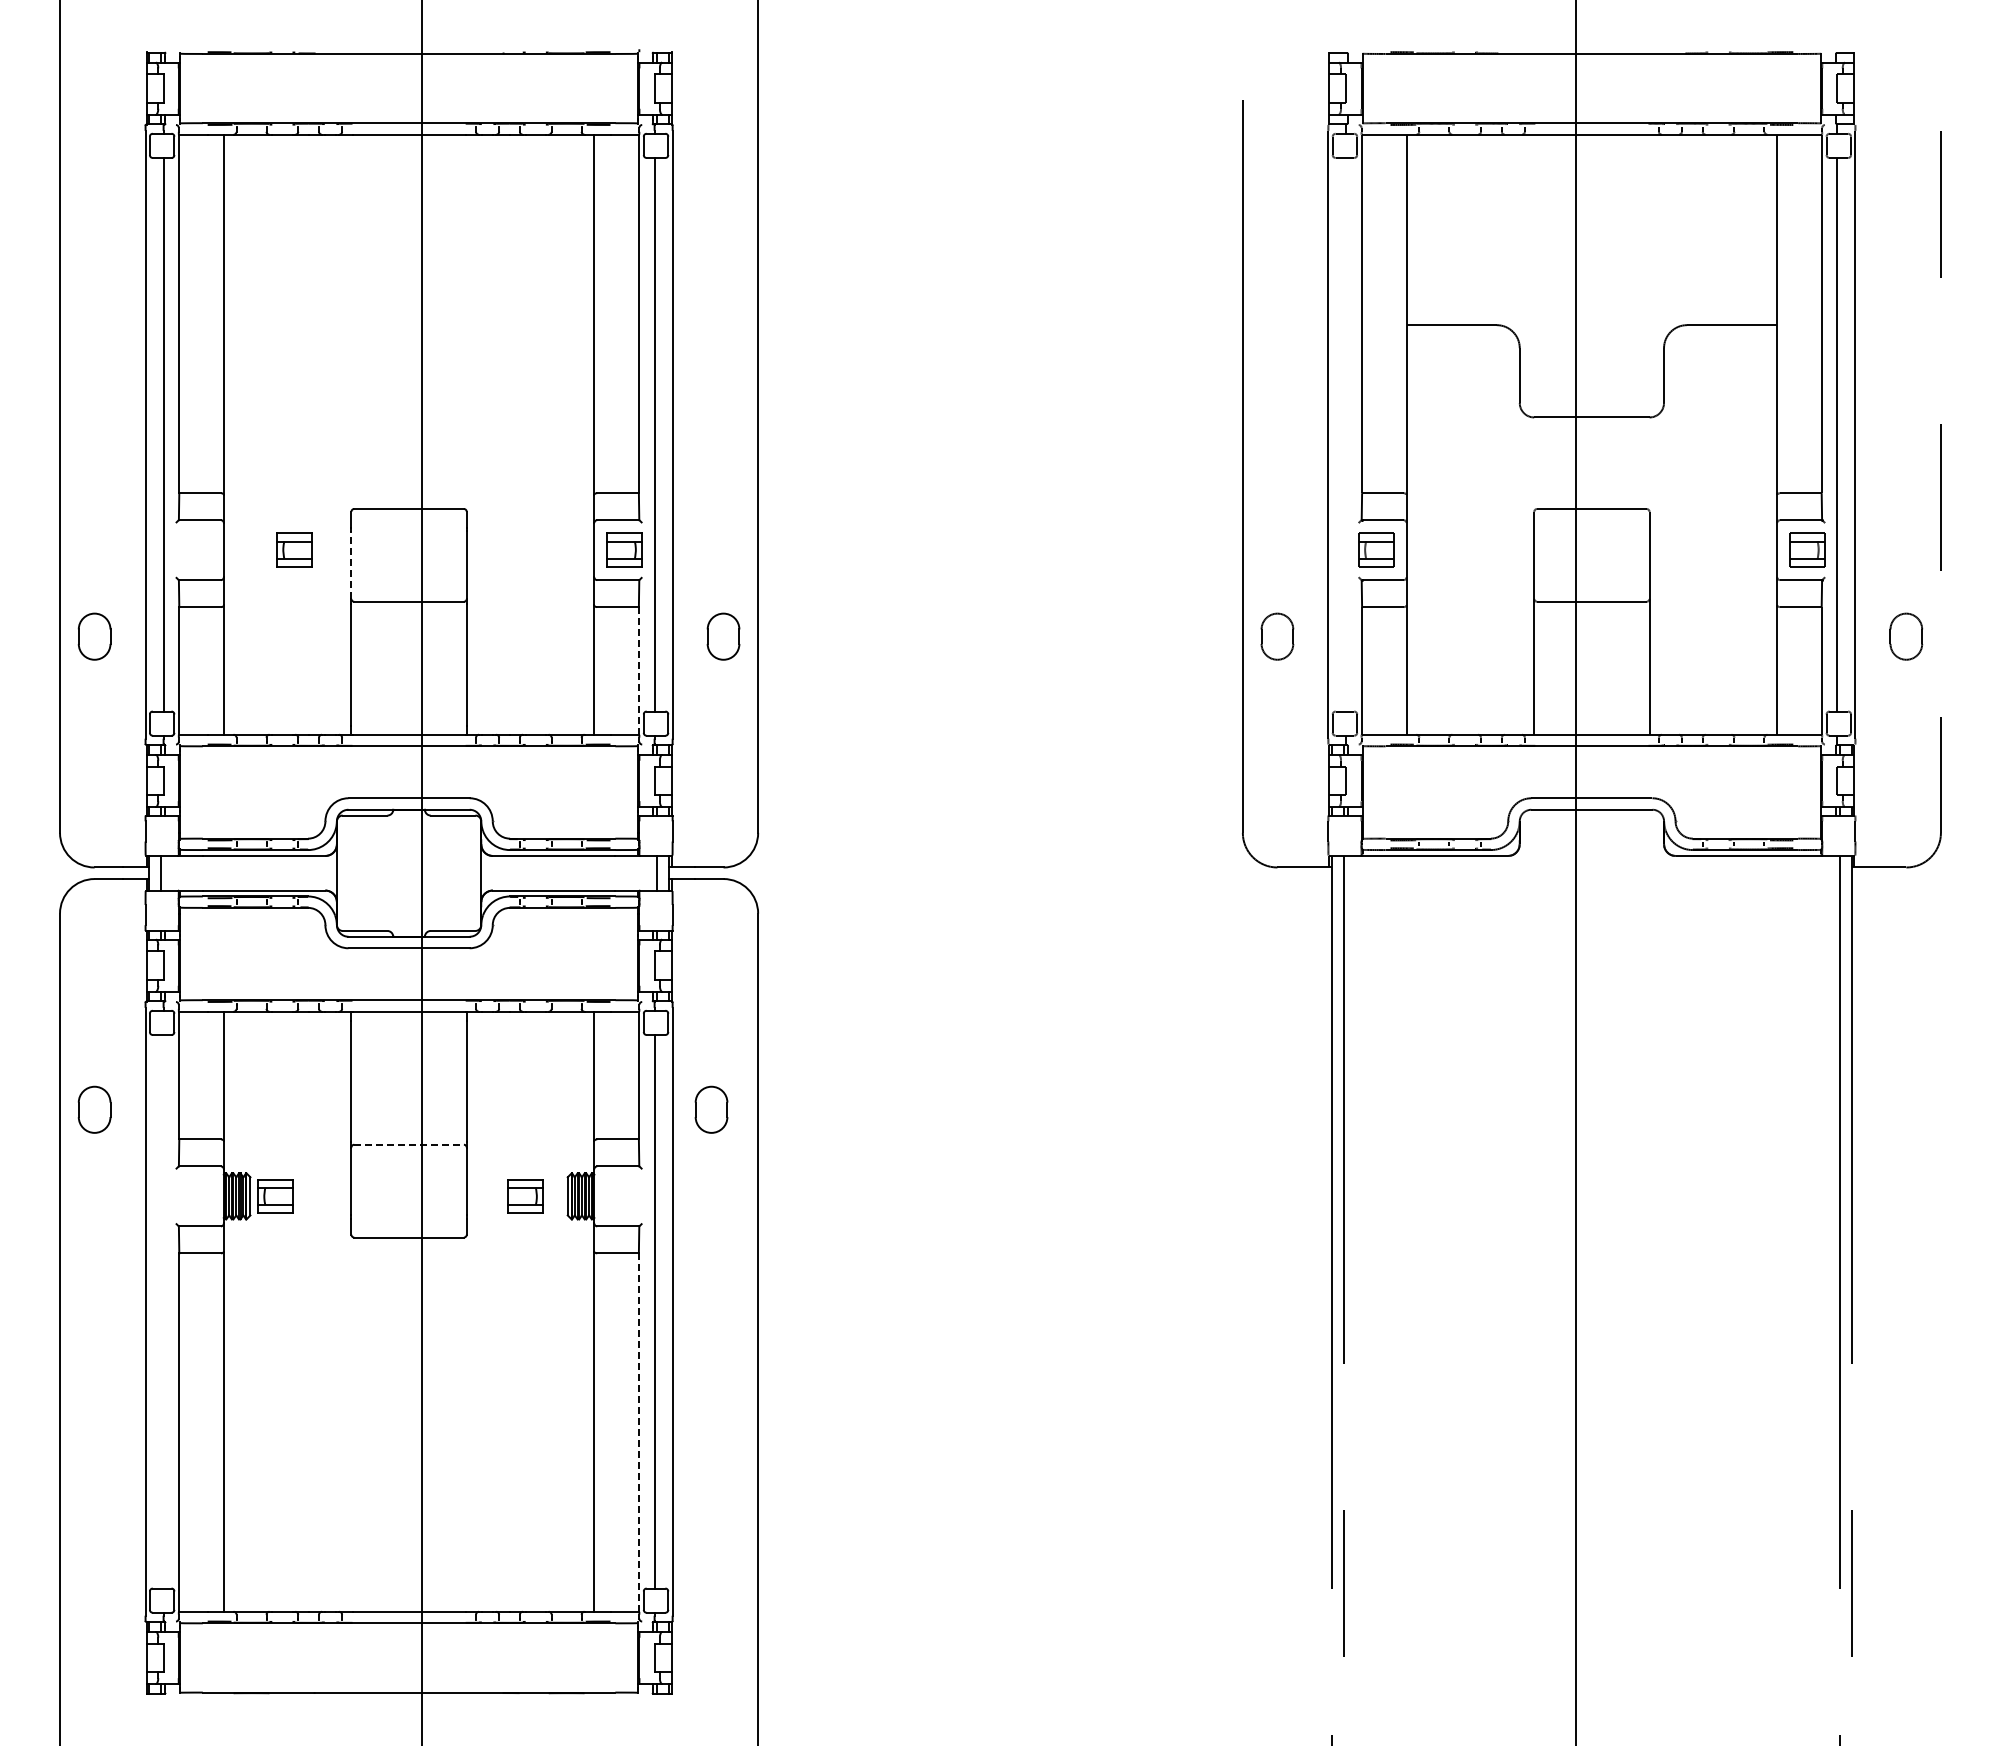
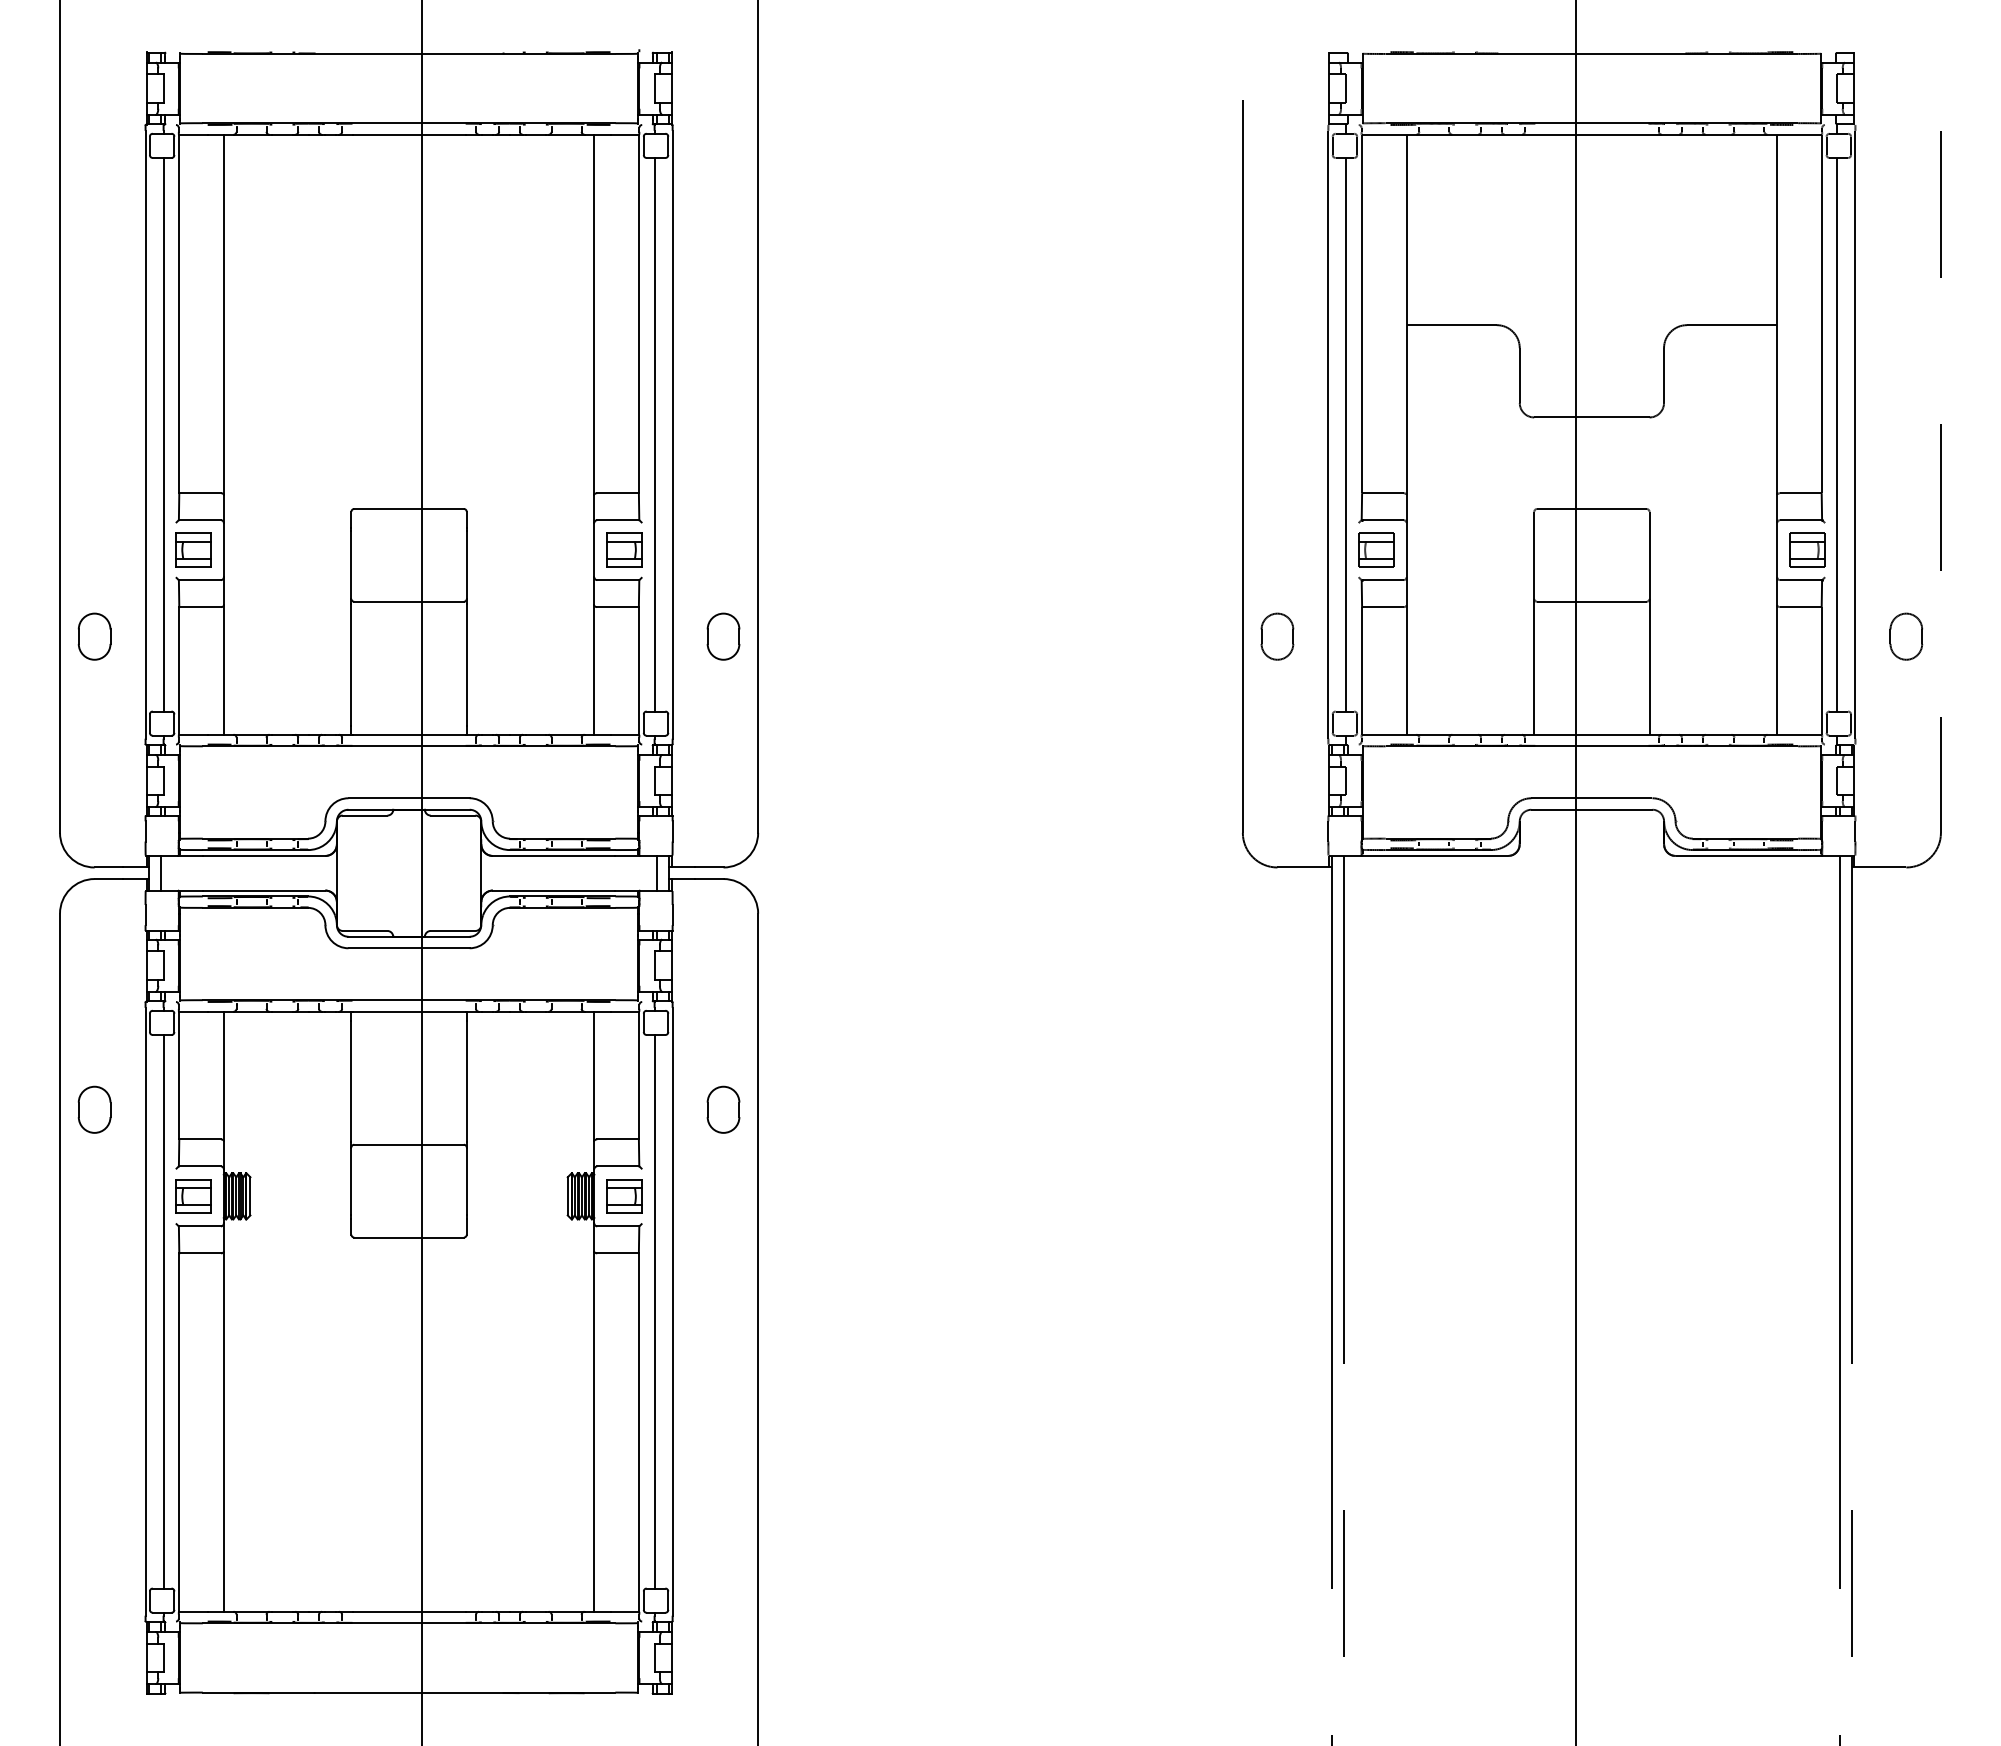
line: none -> present (1346, 434)
part position: (294, 549) -> (193, 549) (193, 549)
line: dashed -> solid (351, 565)
line: dashed -> solid (638, 670)
part position: (711, 1109) -> (723, 1109) (723, 1109)
line: dashed -> solid (409, 1144)
part position: (275, 1196) -> (193, 1196) (193, 1196)
part position: (525, 1196) -> (624, 1196) (624, 1196)
line: none -> present (163, 1311)
line: dashed -> solid (638, 1433)
